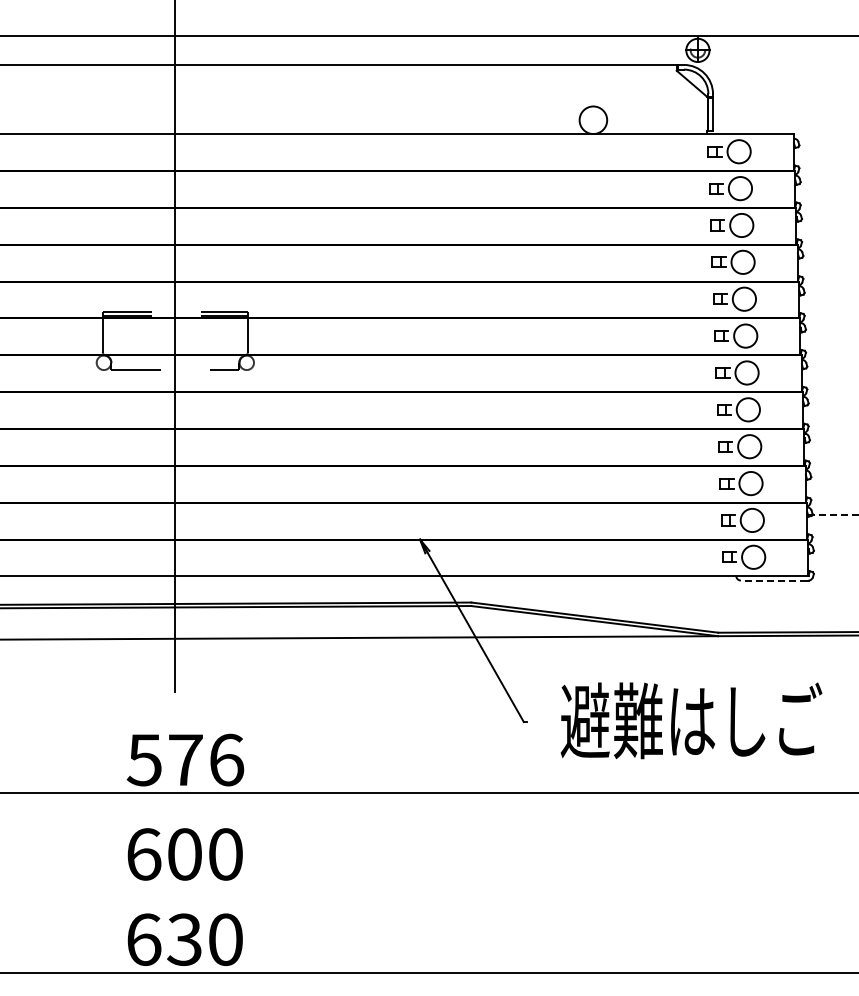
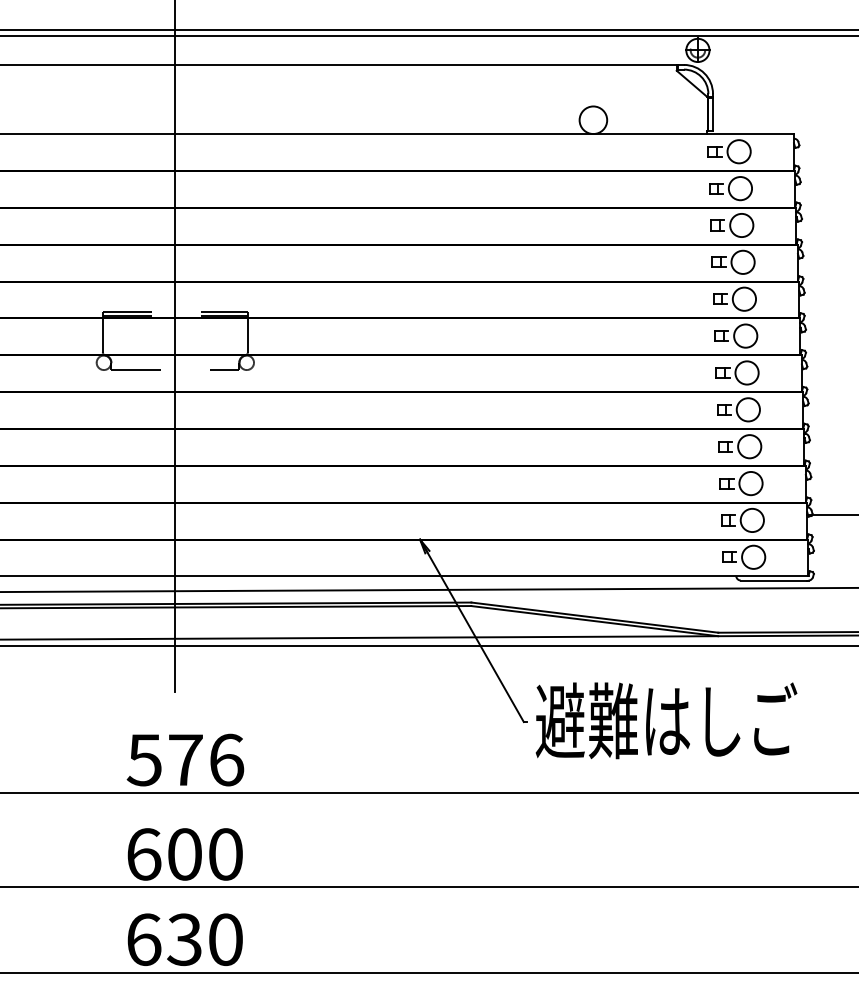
line: none -> present (428, 30)
line: dashed -> solid (832, 514)
line: dashed -> solid (773, 580)
line: none -> present (428, 589)
line: none -> present (428, 645)
text position: (691, 720) -> (666, 720) (666, 720)
line: none -> present (428, 887)
